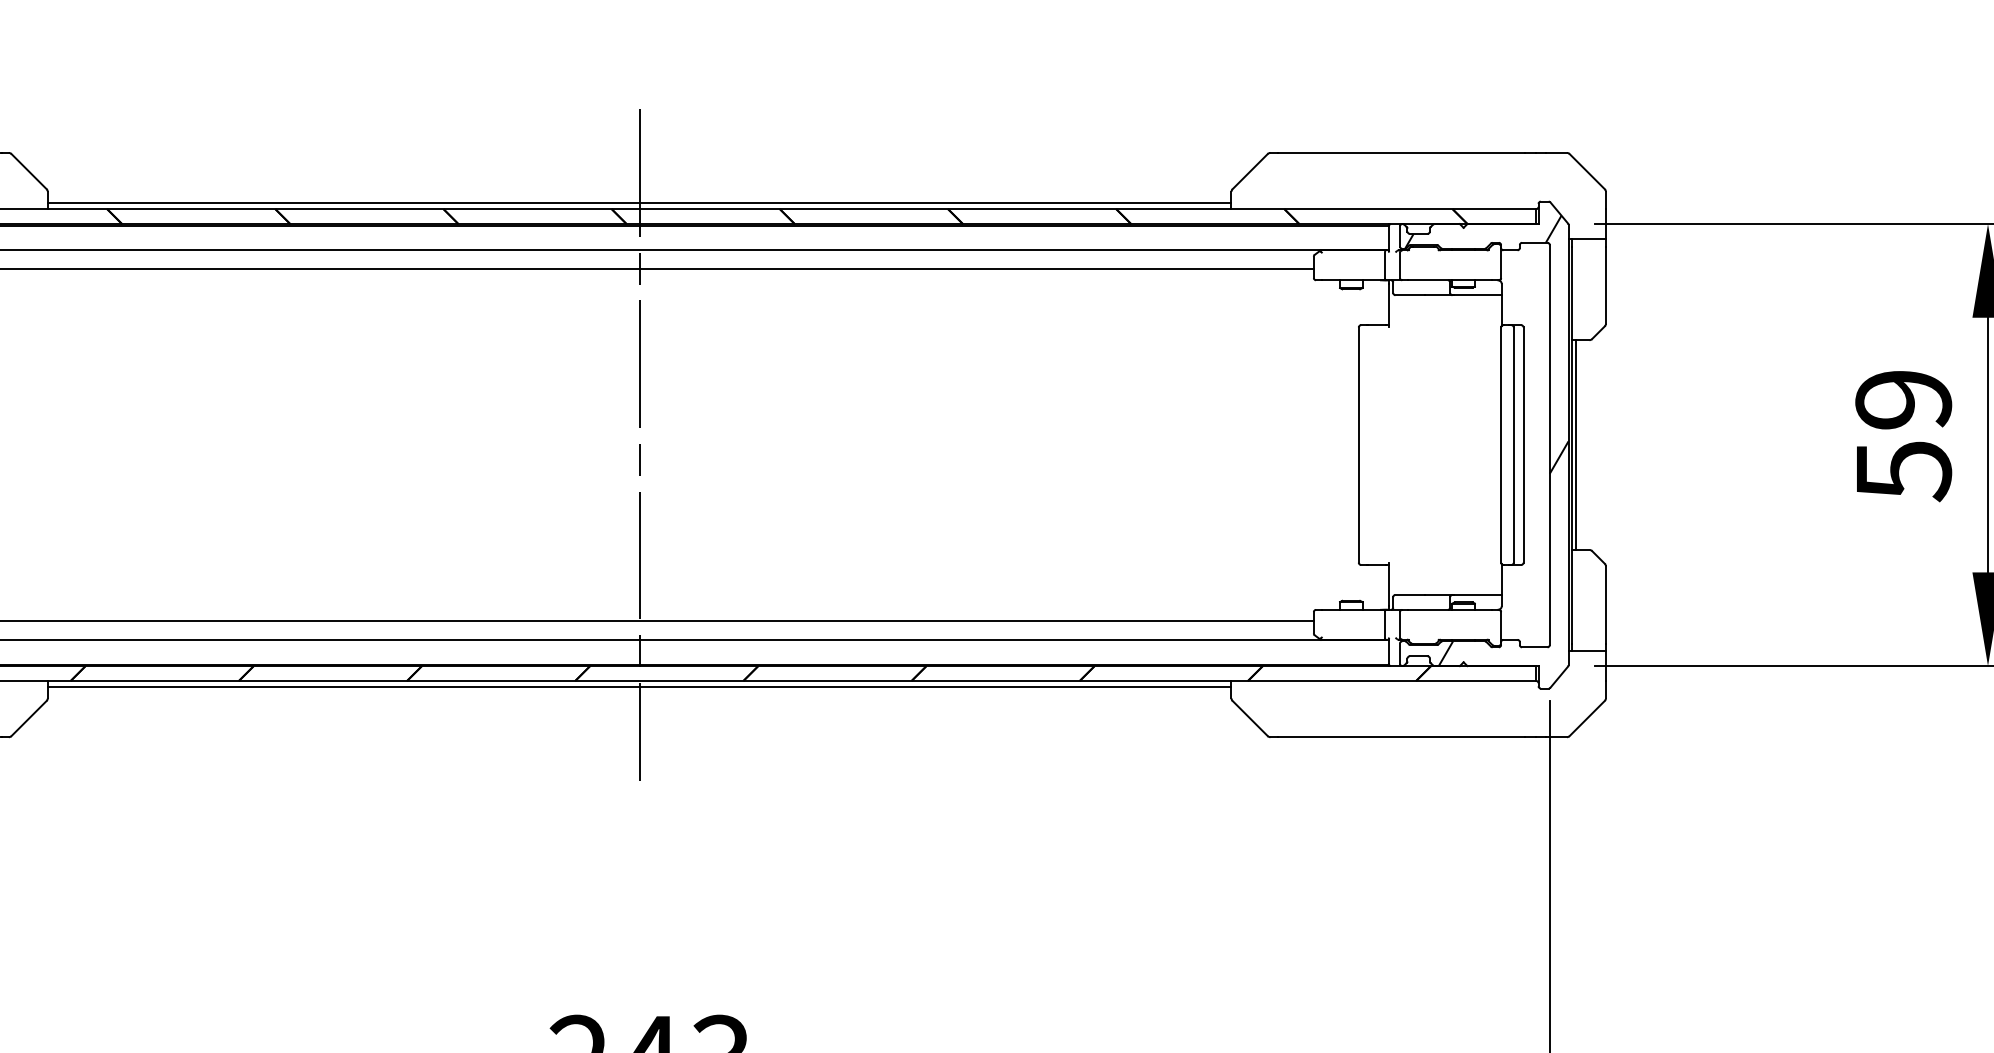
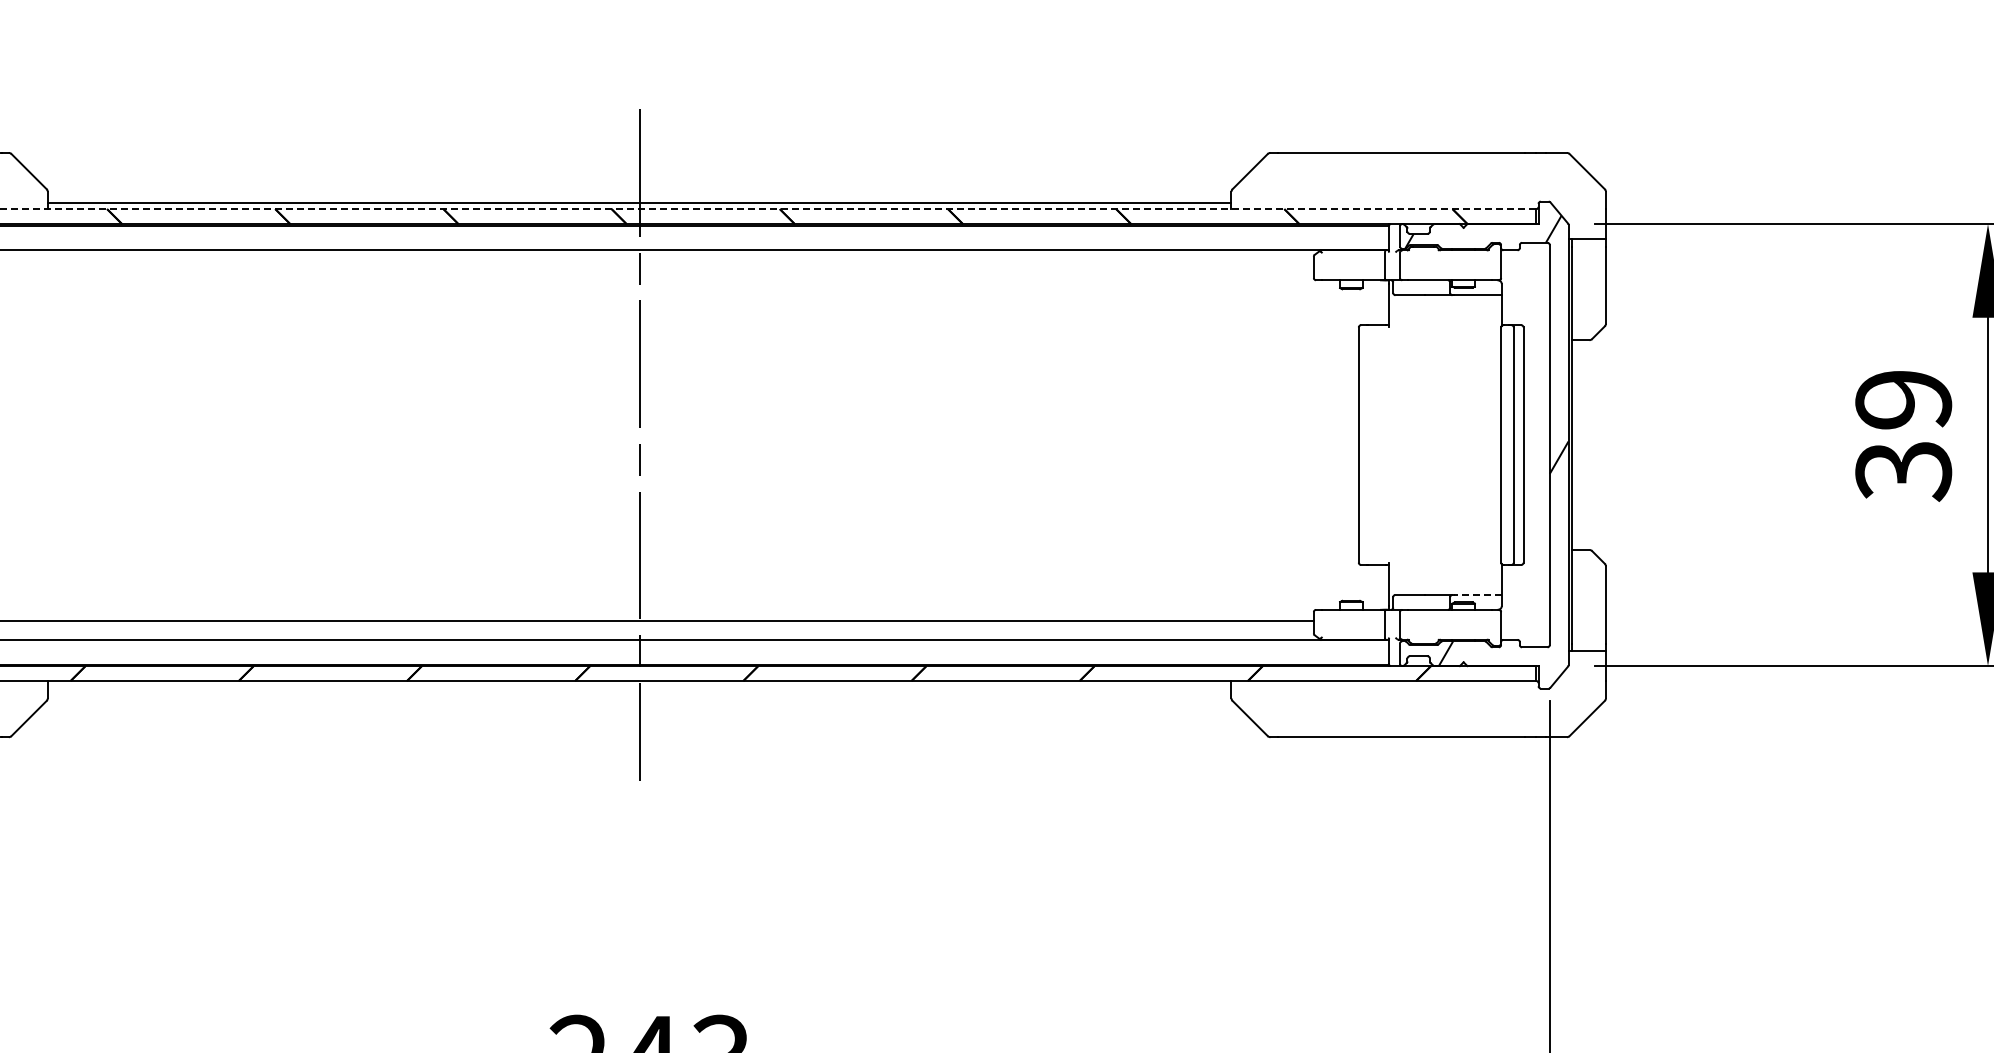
line: solid -> dashed (768, 209)
line: present -> none (657, 269)
line: present -> none (1576, 444)
text: 59 -> 39 (1903, 471)
line: solid -> dashed (1477, 594)
line: present -> none (639, 687)
